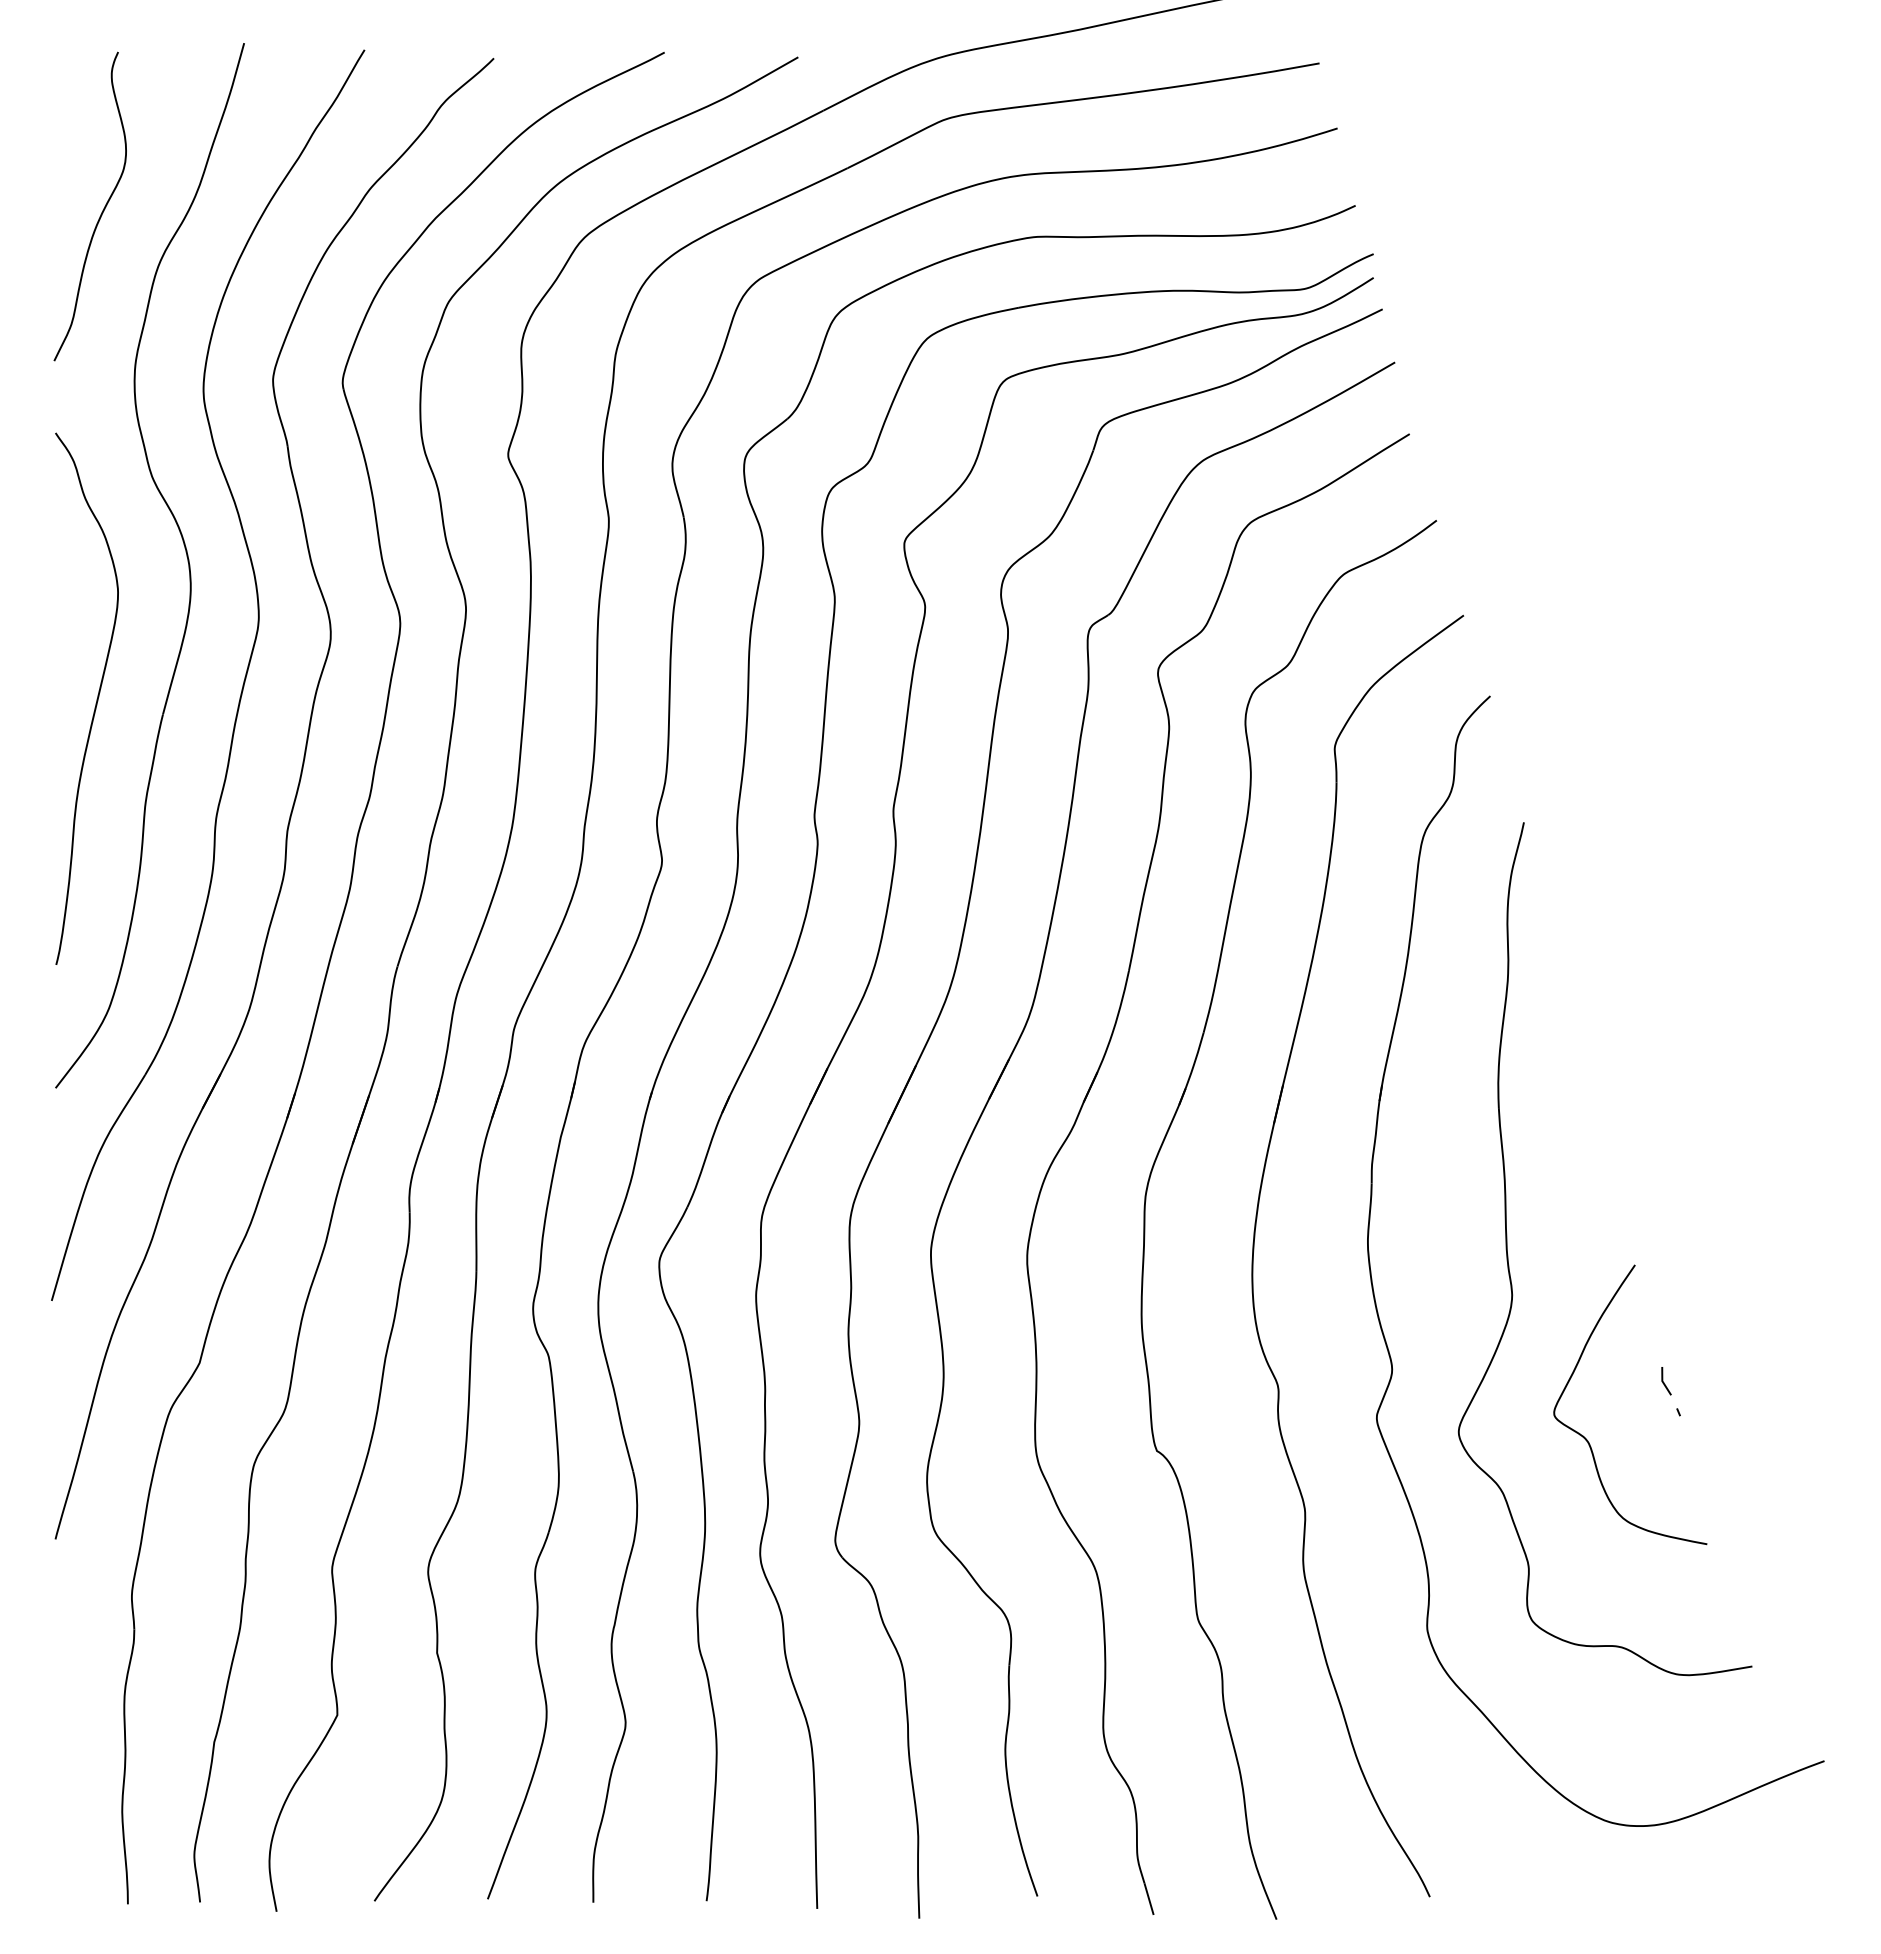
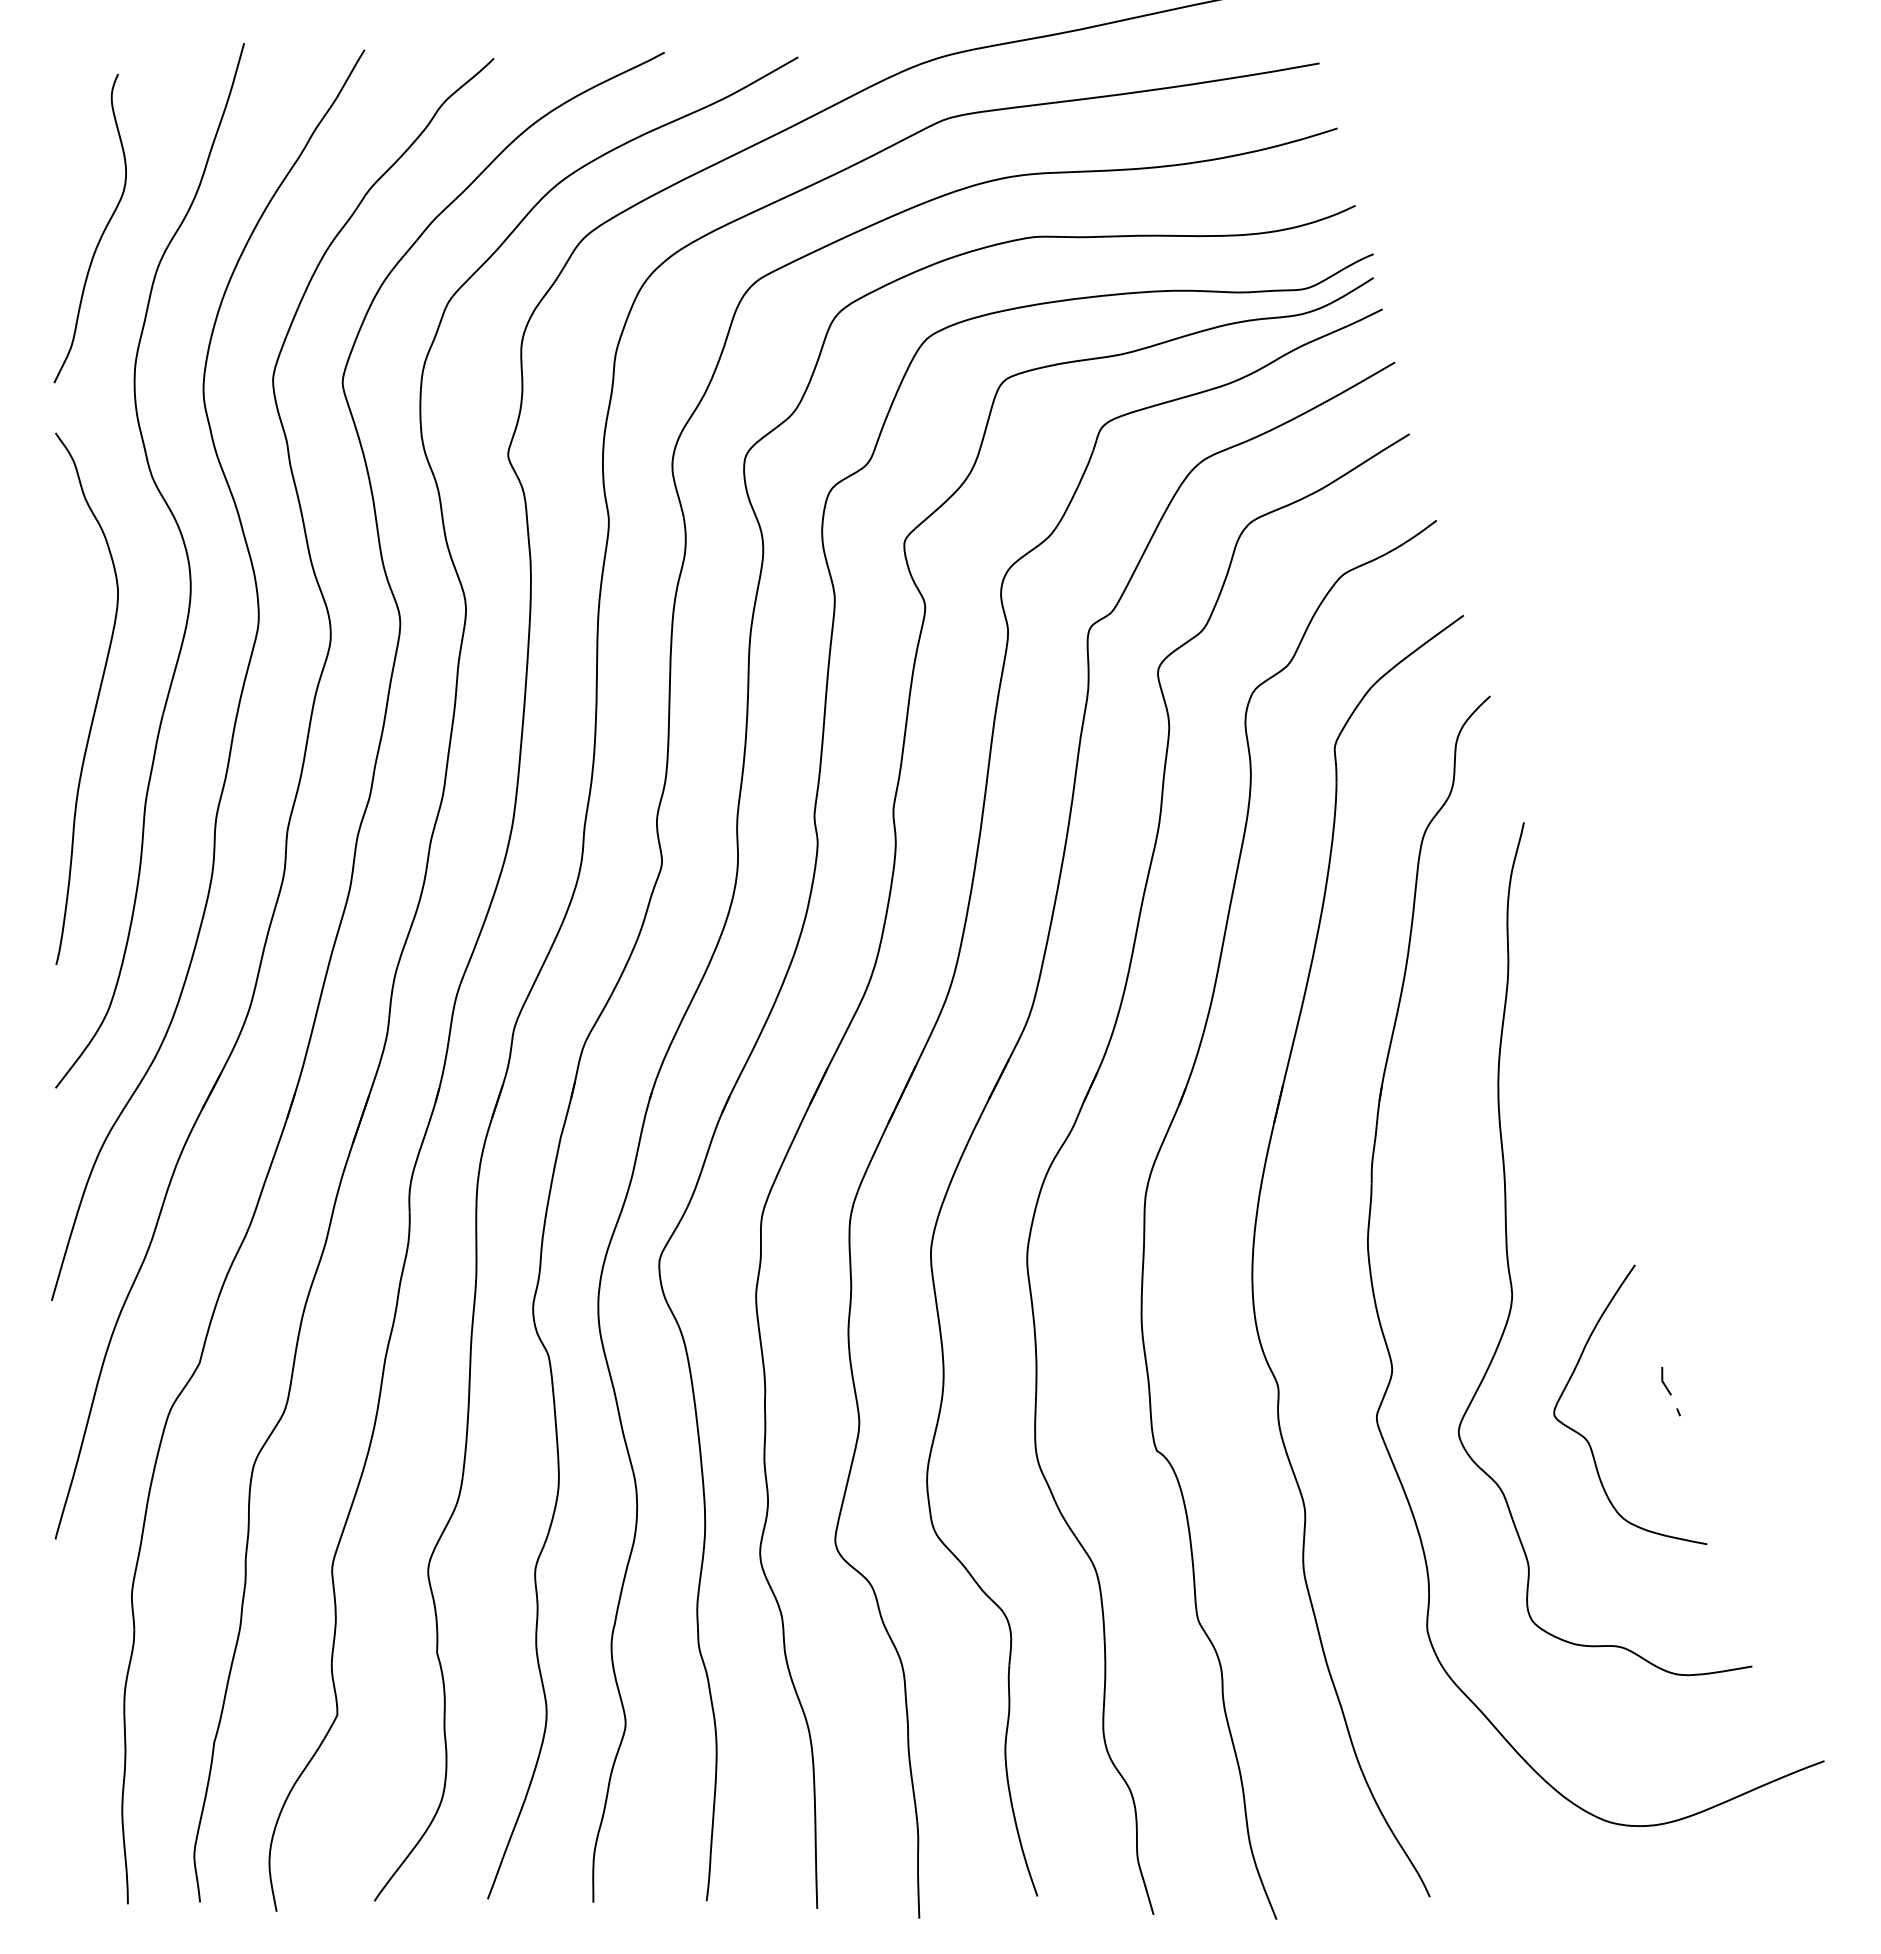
curve position: (101, 212) -> (101, 234) (101, 234)
